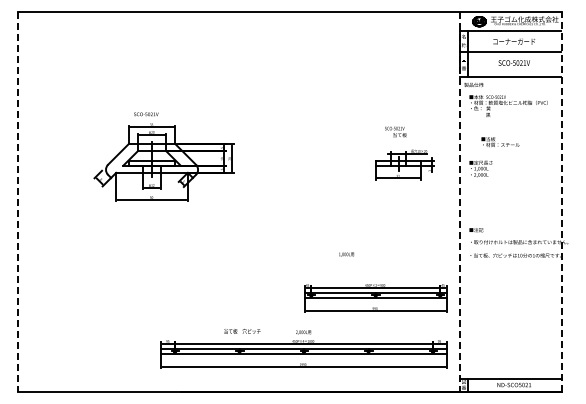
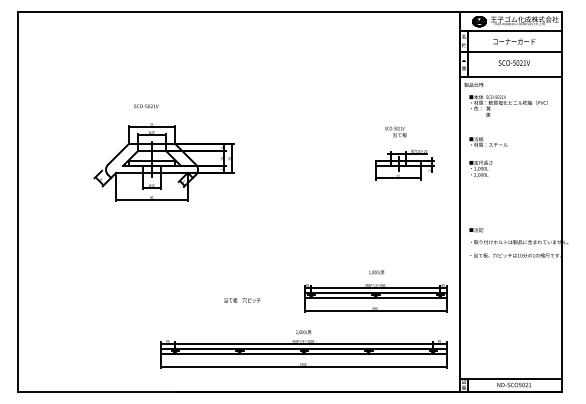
text position: (146, 114) -> (146, 106) (146, 106)
text position: (500, 142) -> (488, 142) (488, 142)
line: dashed -> solid (17, 202)
line: dashed -> solid (460, 202)
line: dashed -> solid (562, 202)
text position: (346, 254) -> (376, 272) (376, 272)
text position: (242, 331) -> (242, 300) (242, 300)
